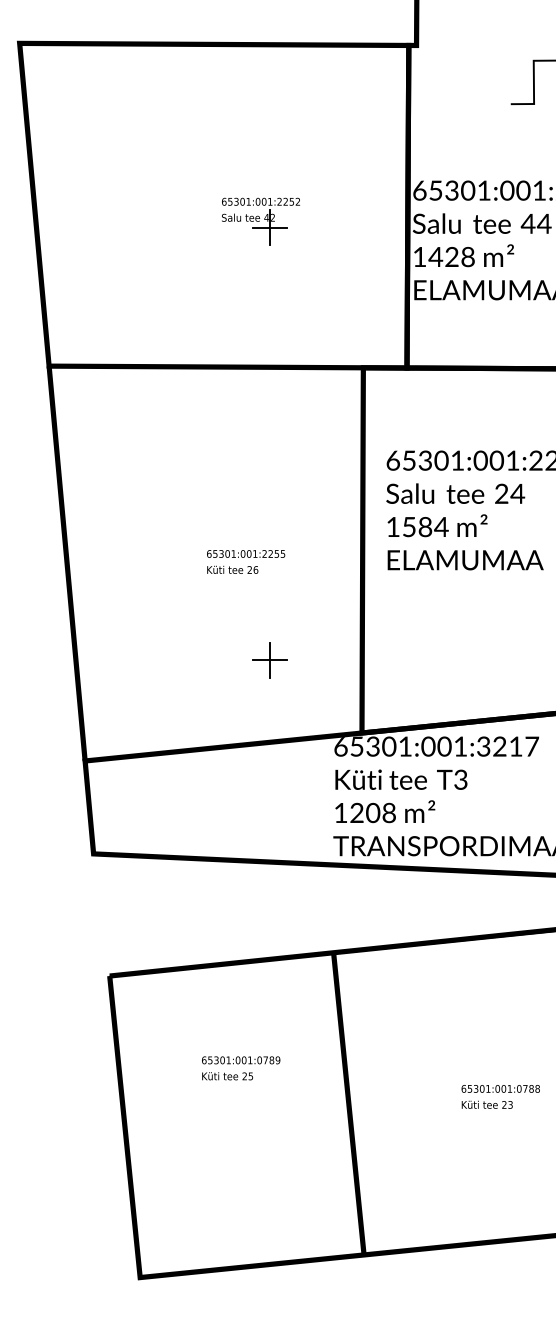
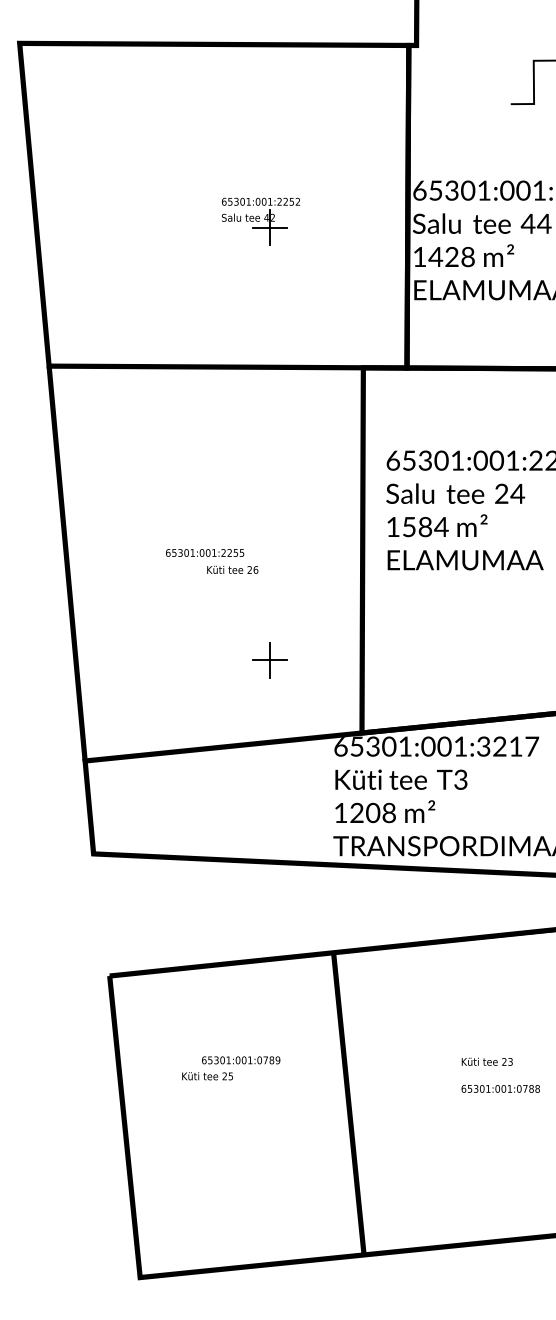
text position: (246, 553) -> (205, 552) (205, 552)
text position: (227, 1076) -> (207, 1076) (207, 1076)
text position: (486, 1104) -> (486, 1061) (486, 1061)
